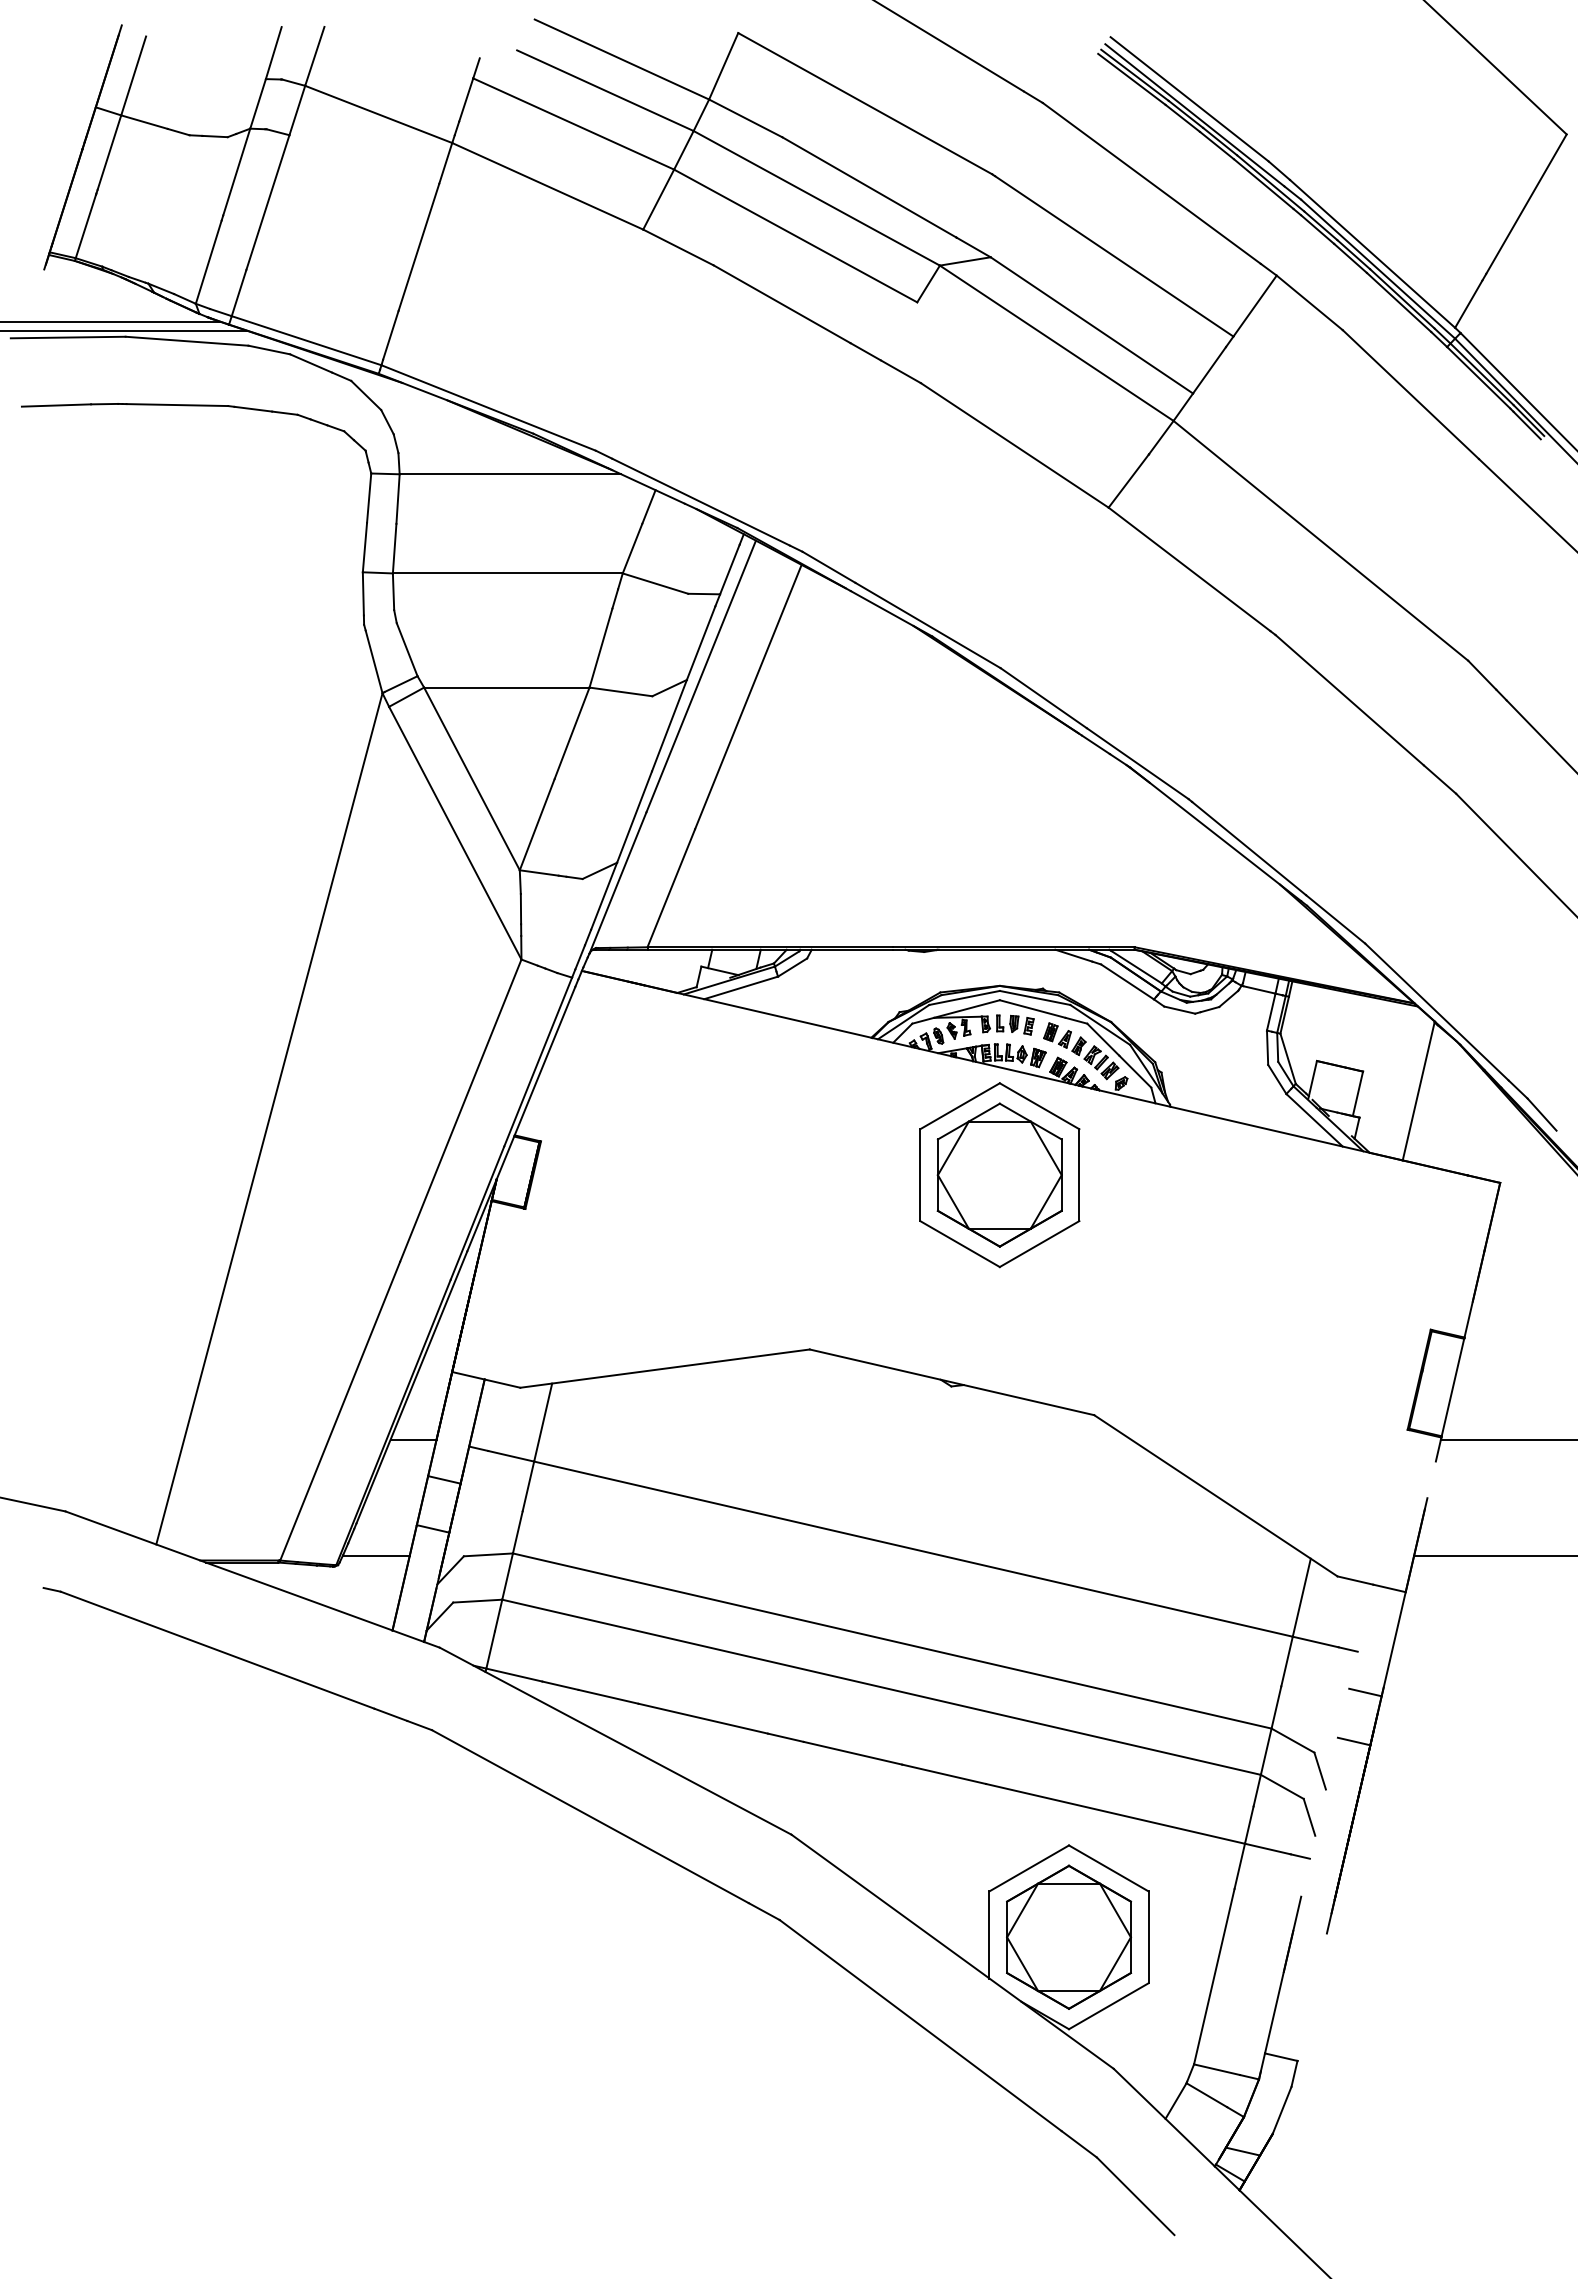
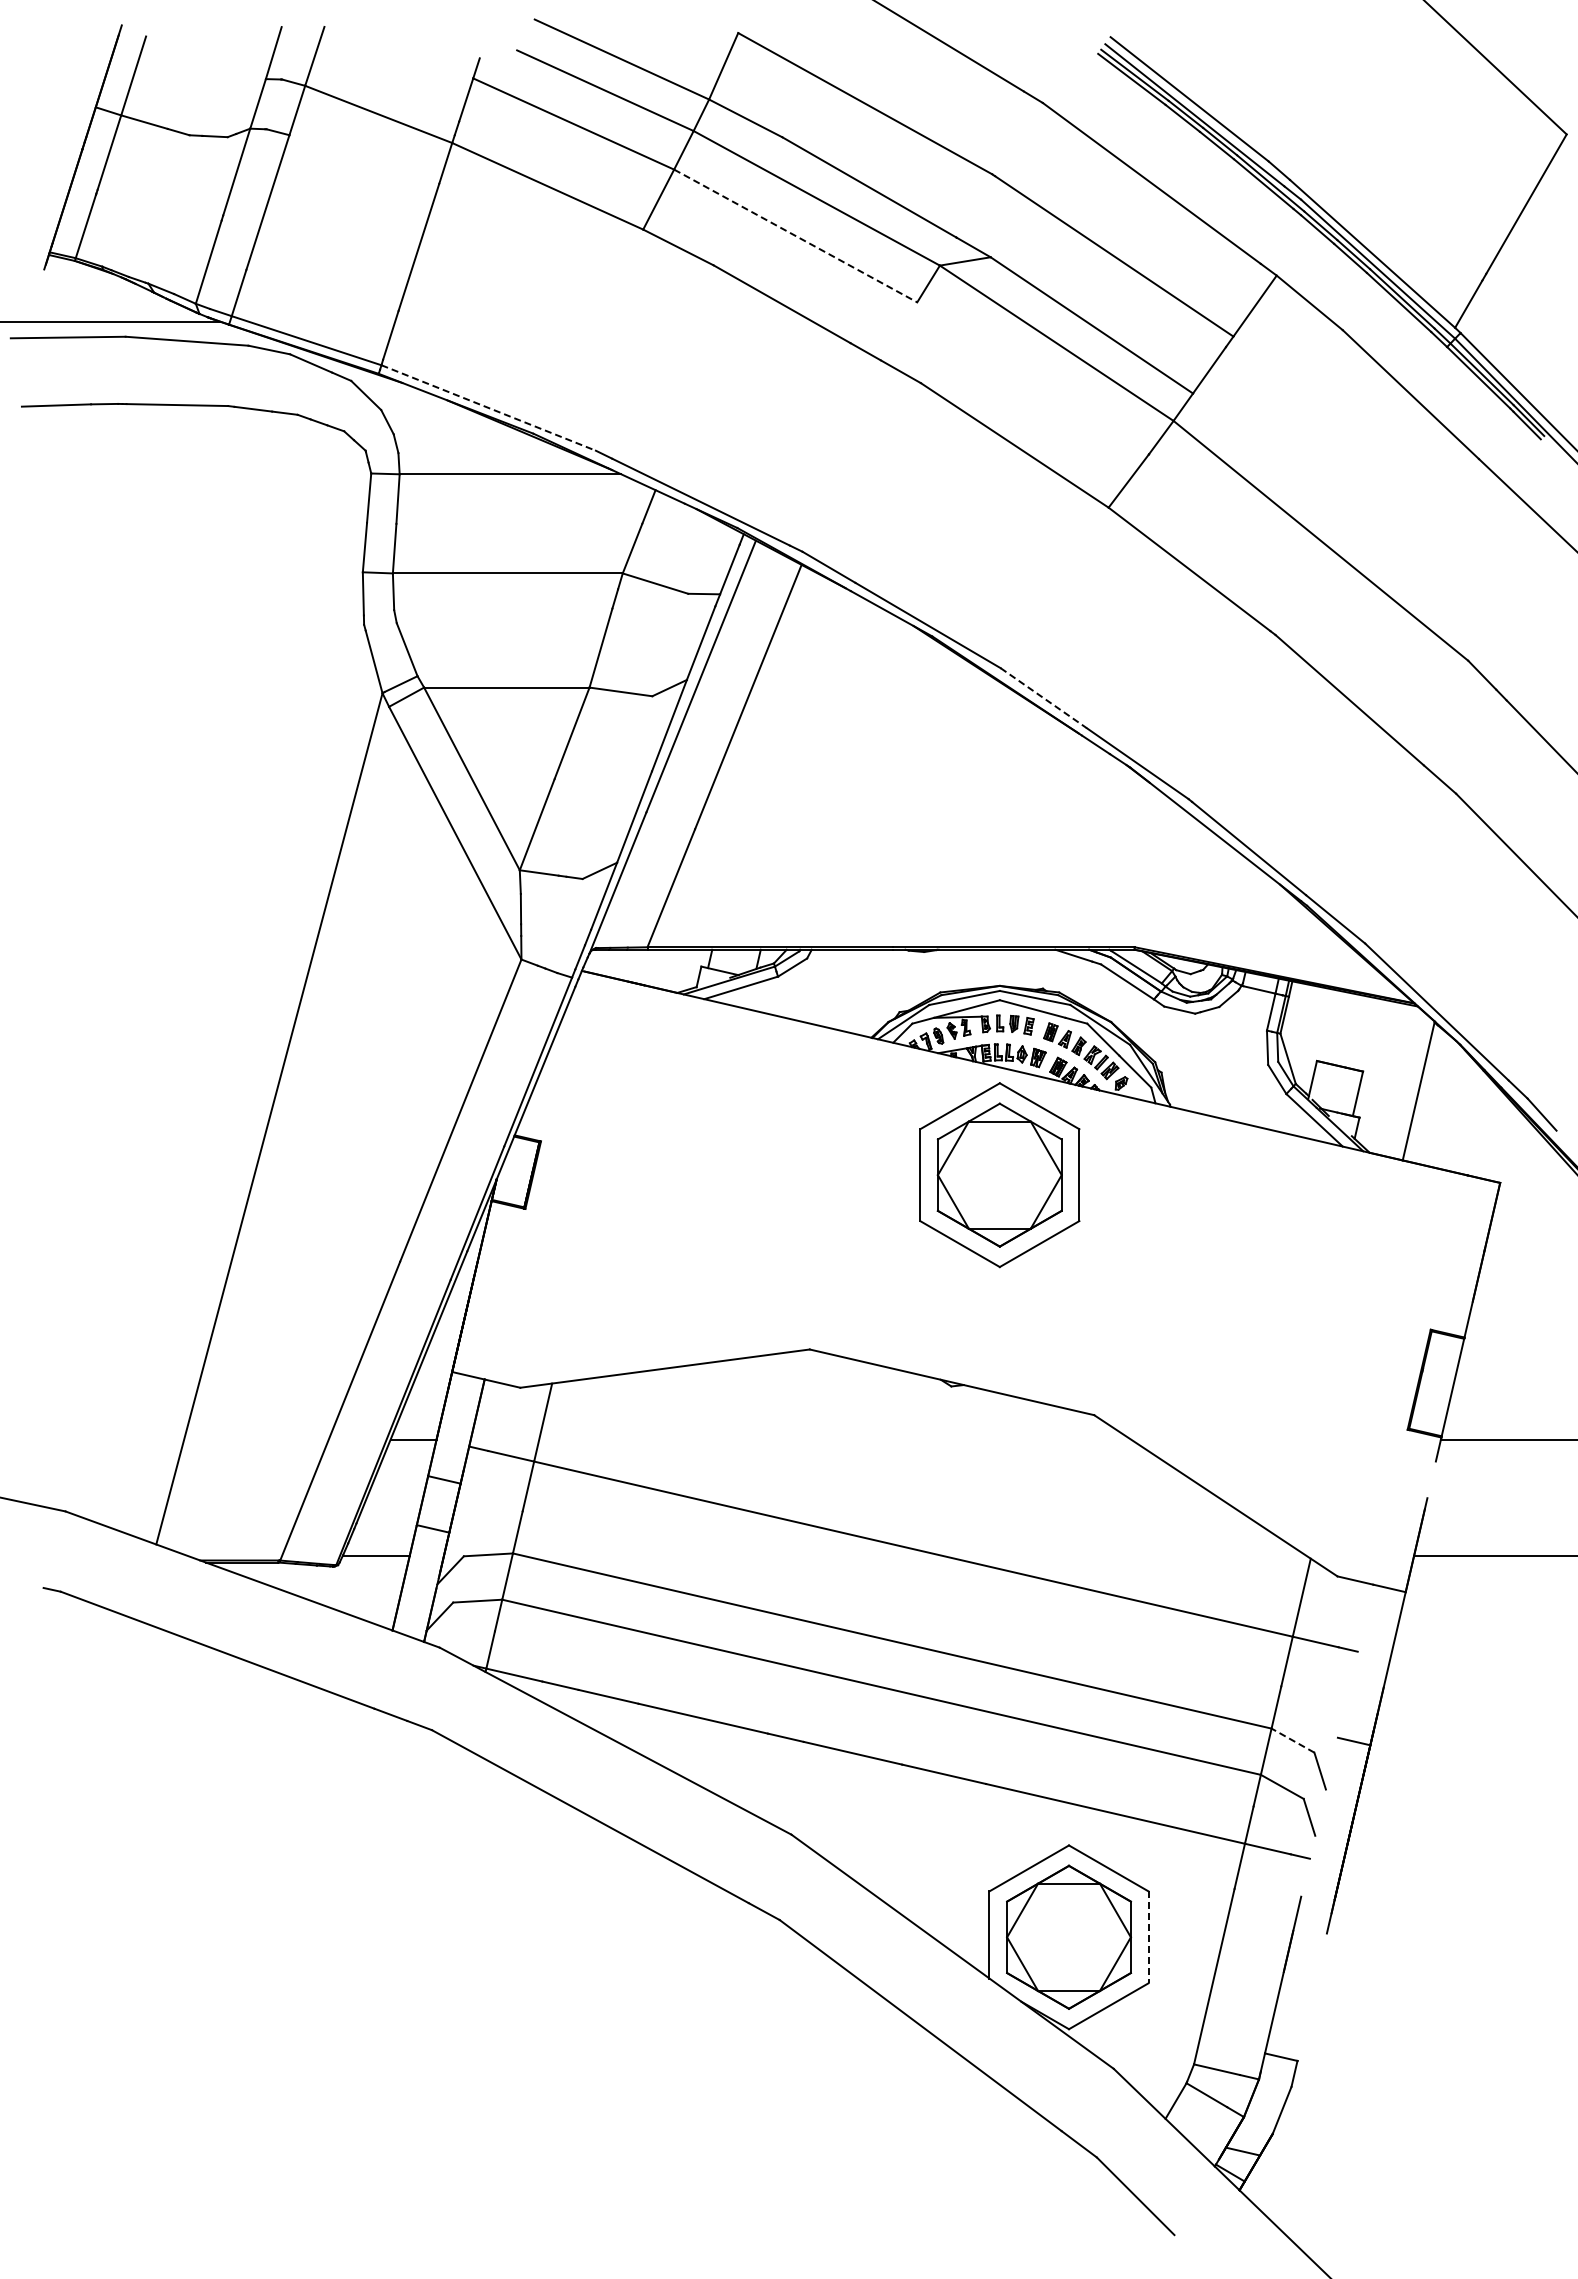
line: solid -> dashed (796, 236)
line: present -> none (125, 331)
line: solid -> dashed (489, 408)
line: solid -> dashed (1043, 698)
line: present -> none (1365, 1692)
line: solid -> dashed (1292, 1740)
line: solid -> dashed (1148, 1937)
